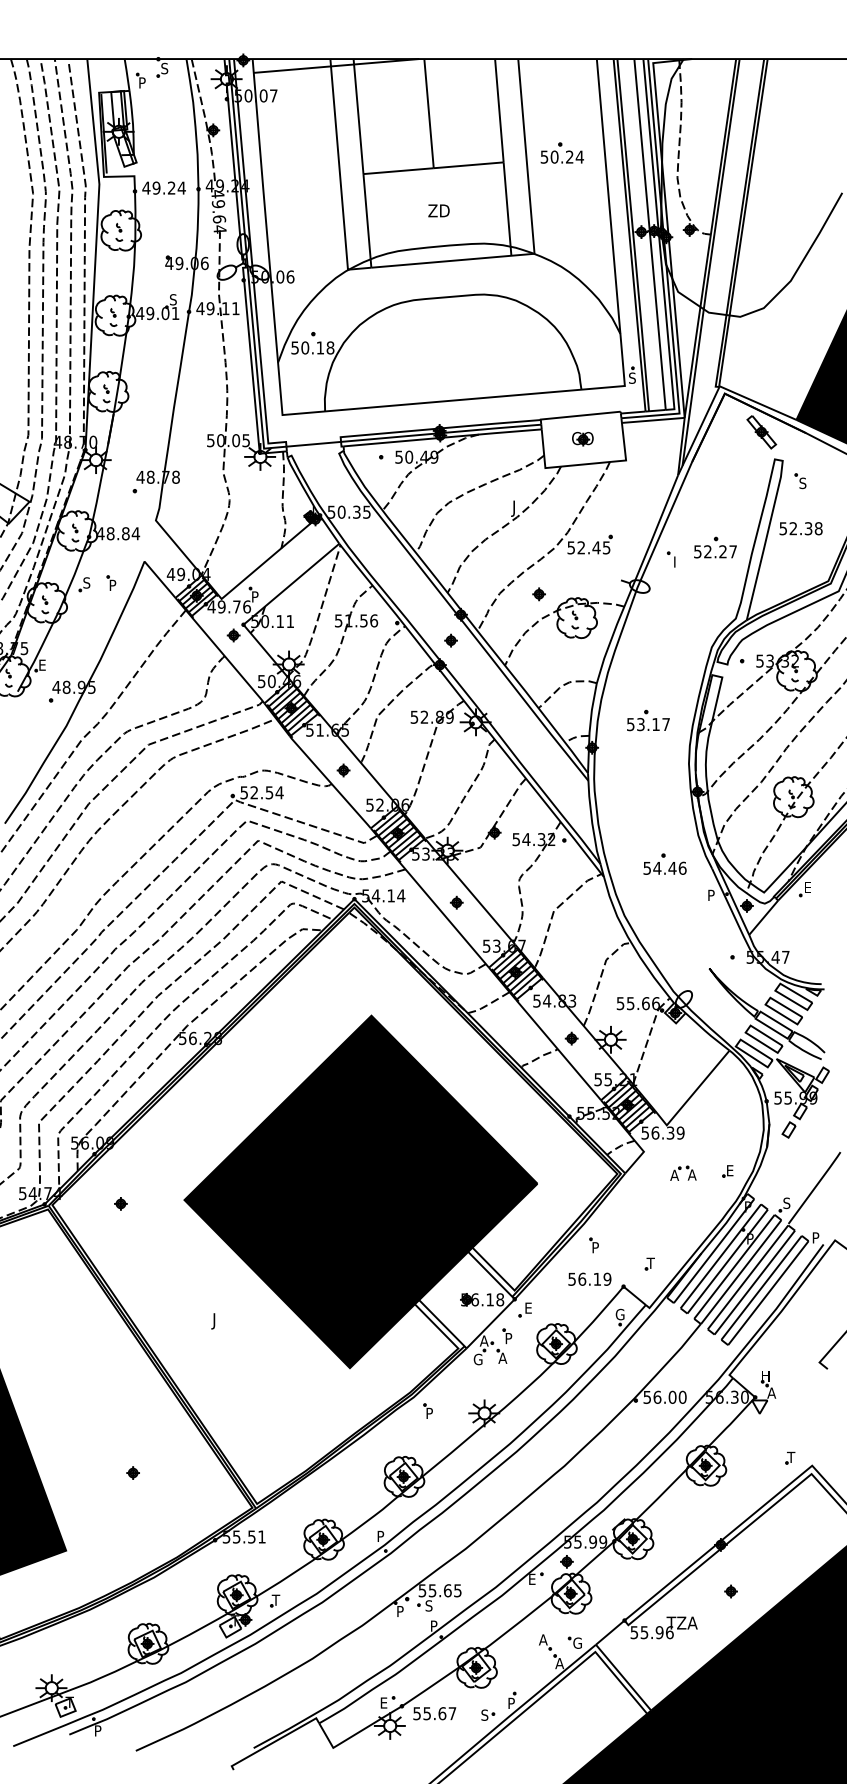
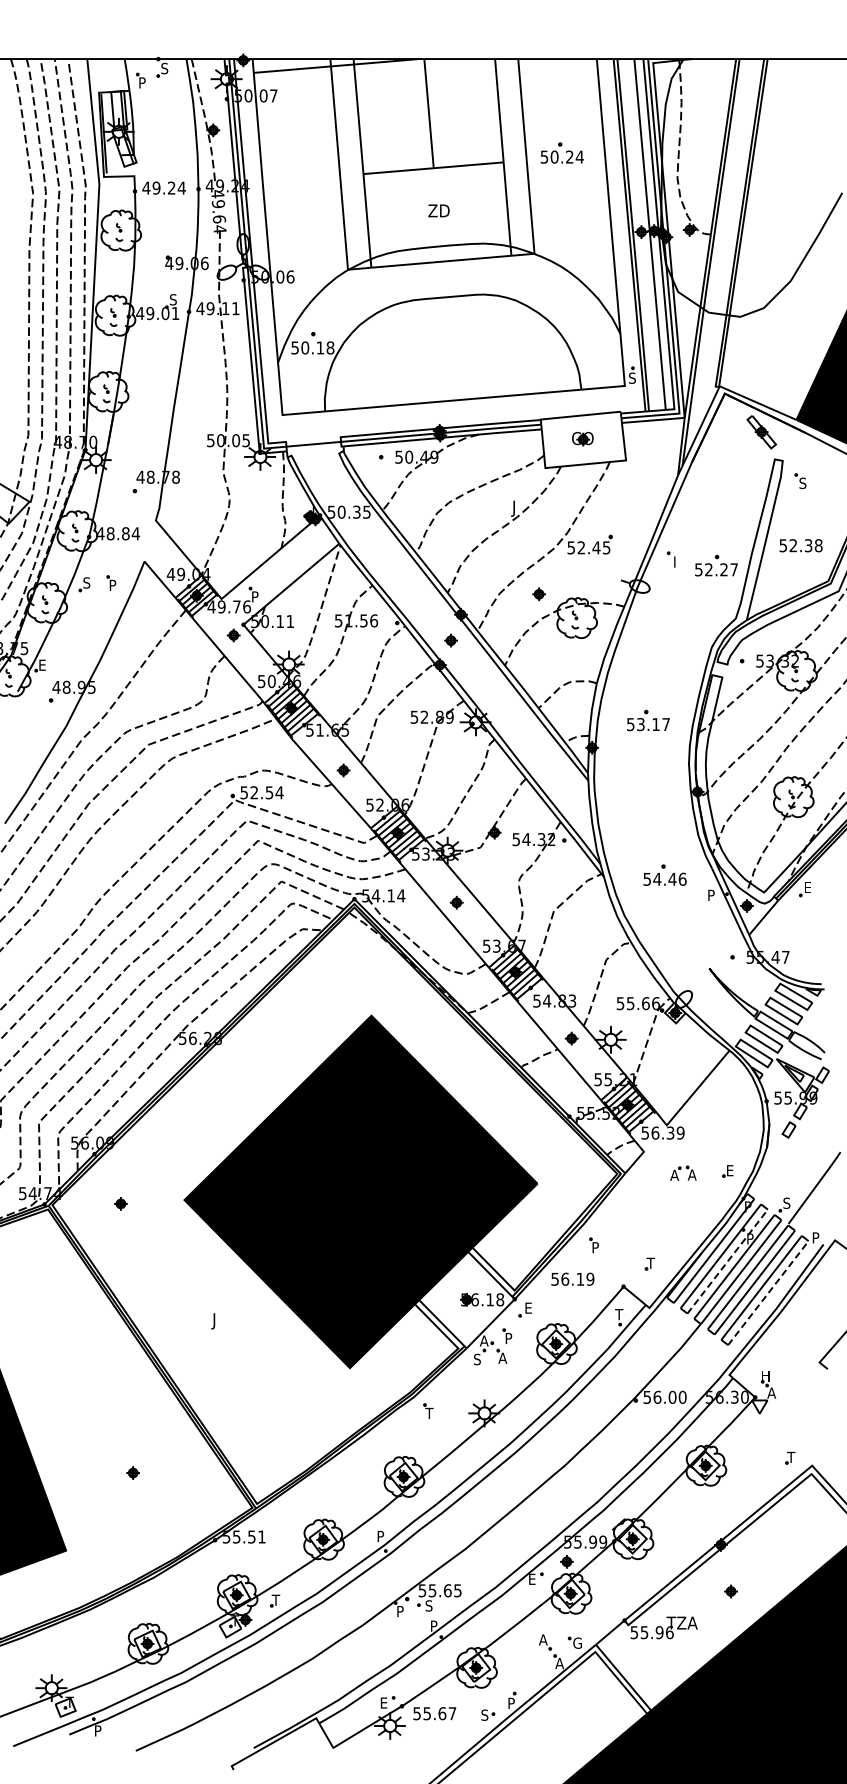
text position: (800, 528) -> (800, 545) (800, 545)
part position: (715, 547) -> (716, 565) (716, 565)
part position: (664, 863) -> (664, 874) (664, 874)
line: solid -> dashed (727, 1261)
text position: (589, 1278) -> (572, 1278) (572, 1278)
line: solid -> dashed (768, 1293)
text: G -> T (619, 1314)
text: G -> S (477, 1359)
text: P -> T (429, 1412)
